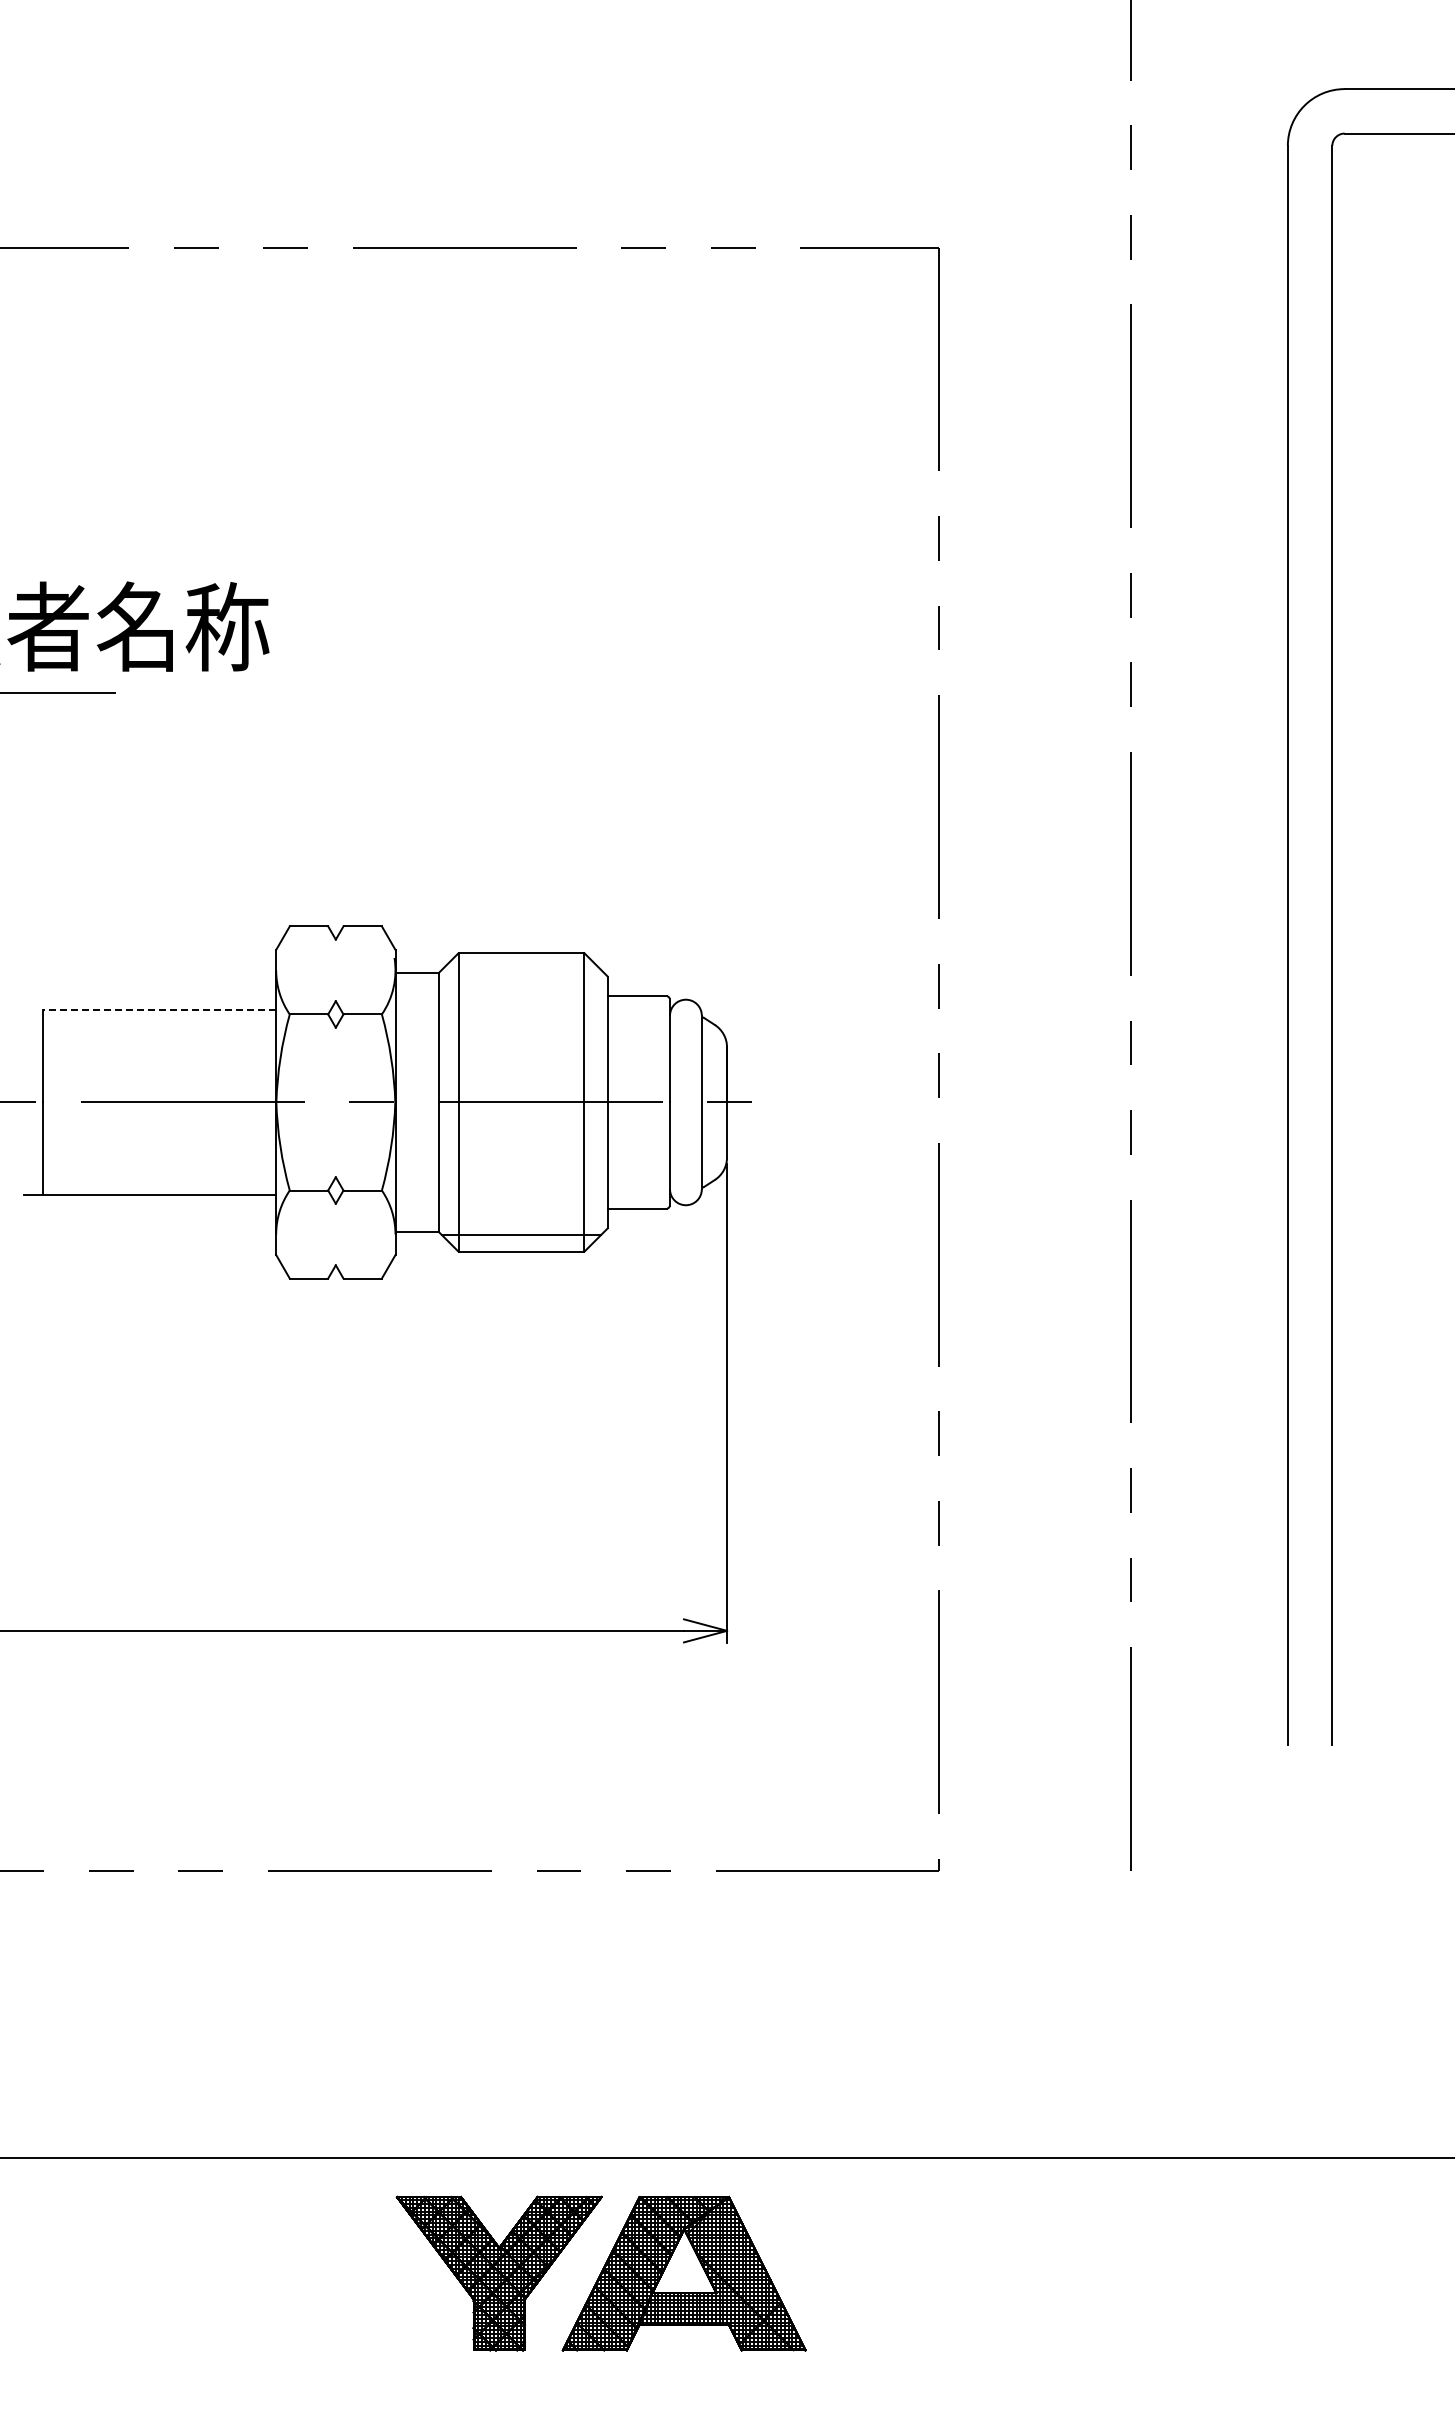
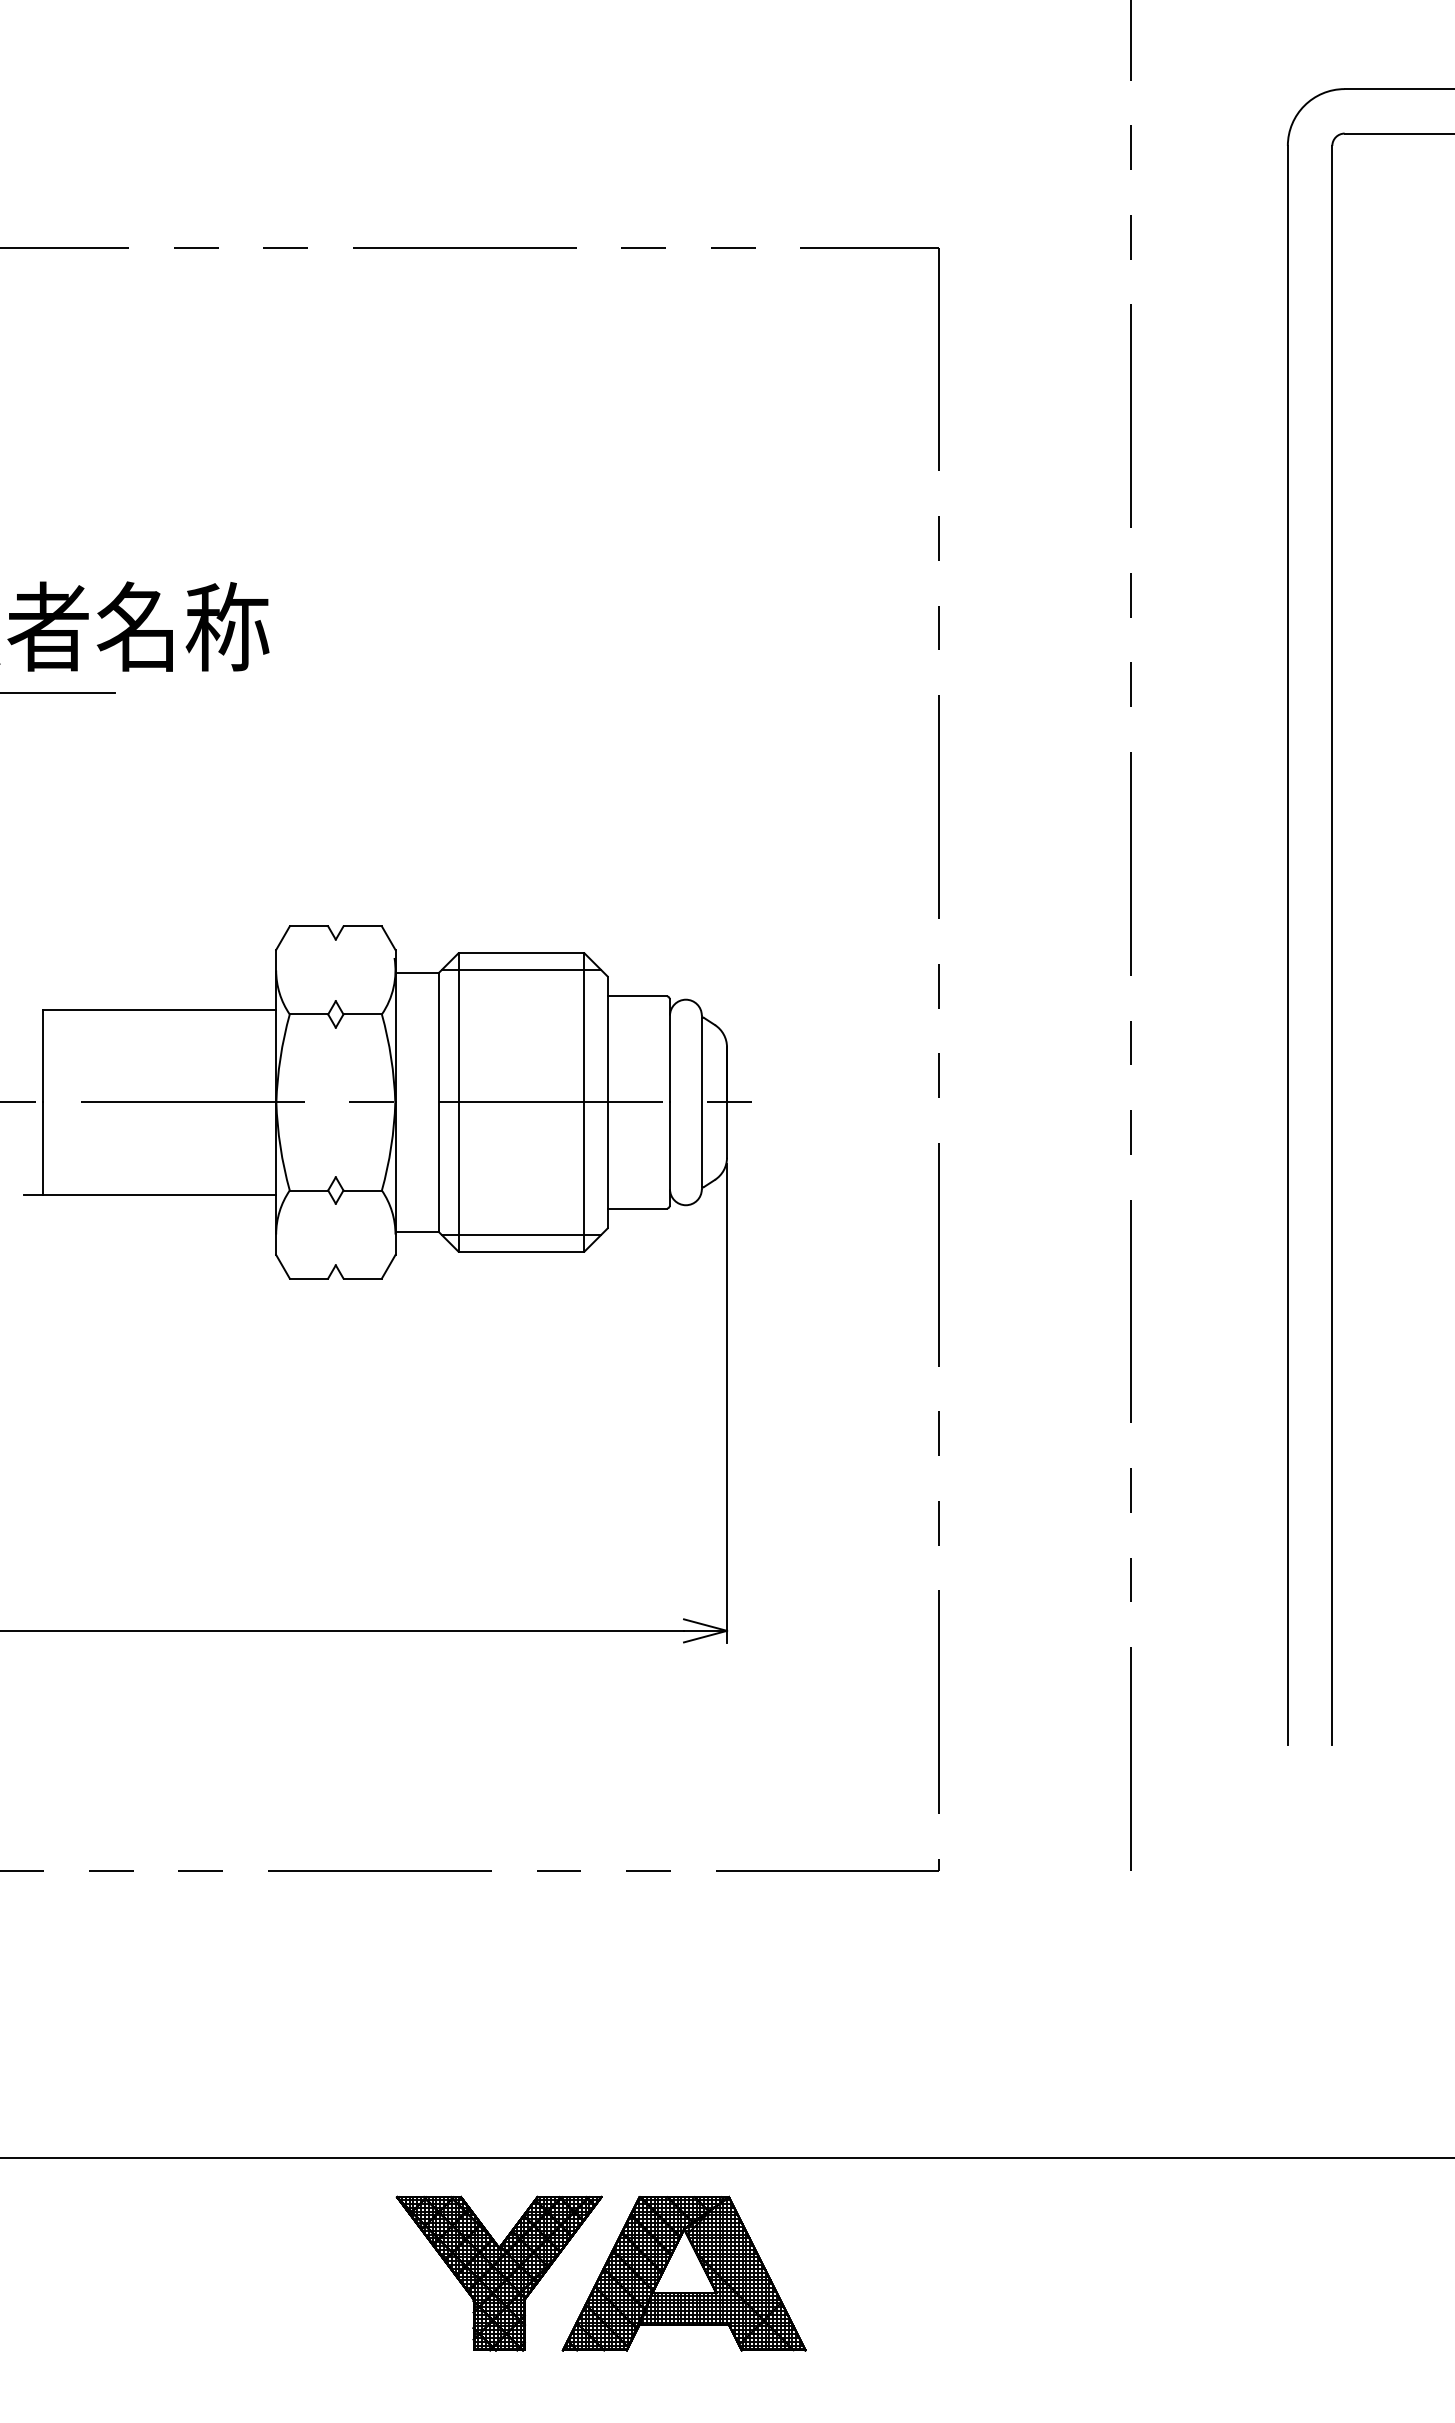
line: none -> present (521, 969)
line: dashed -> solid (159, 1009)
